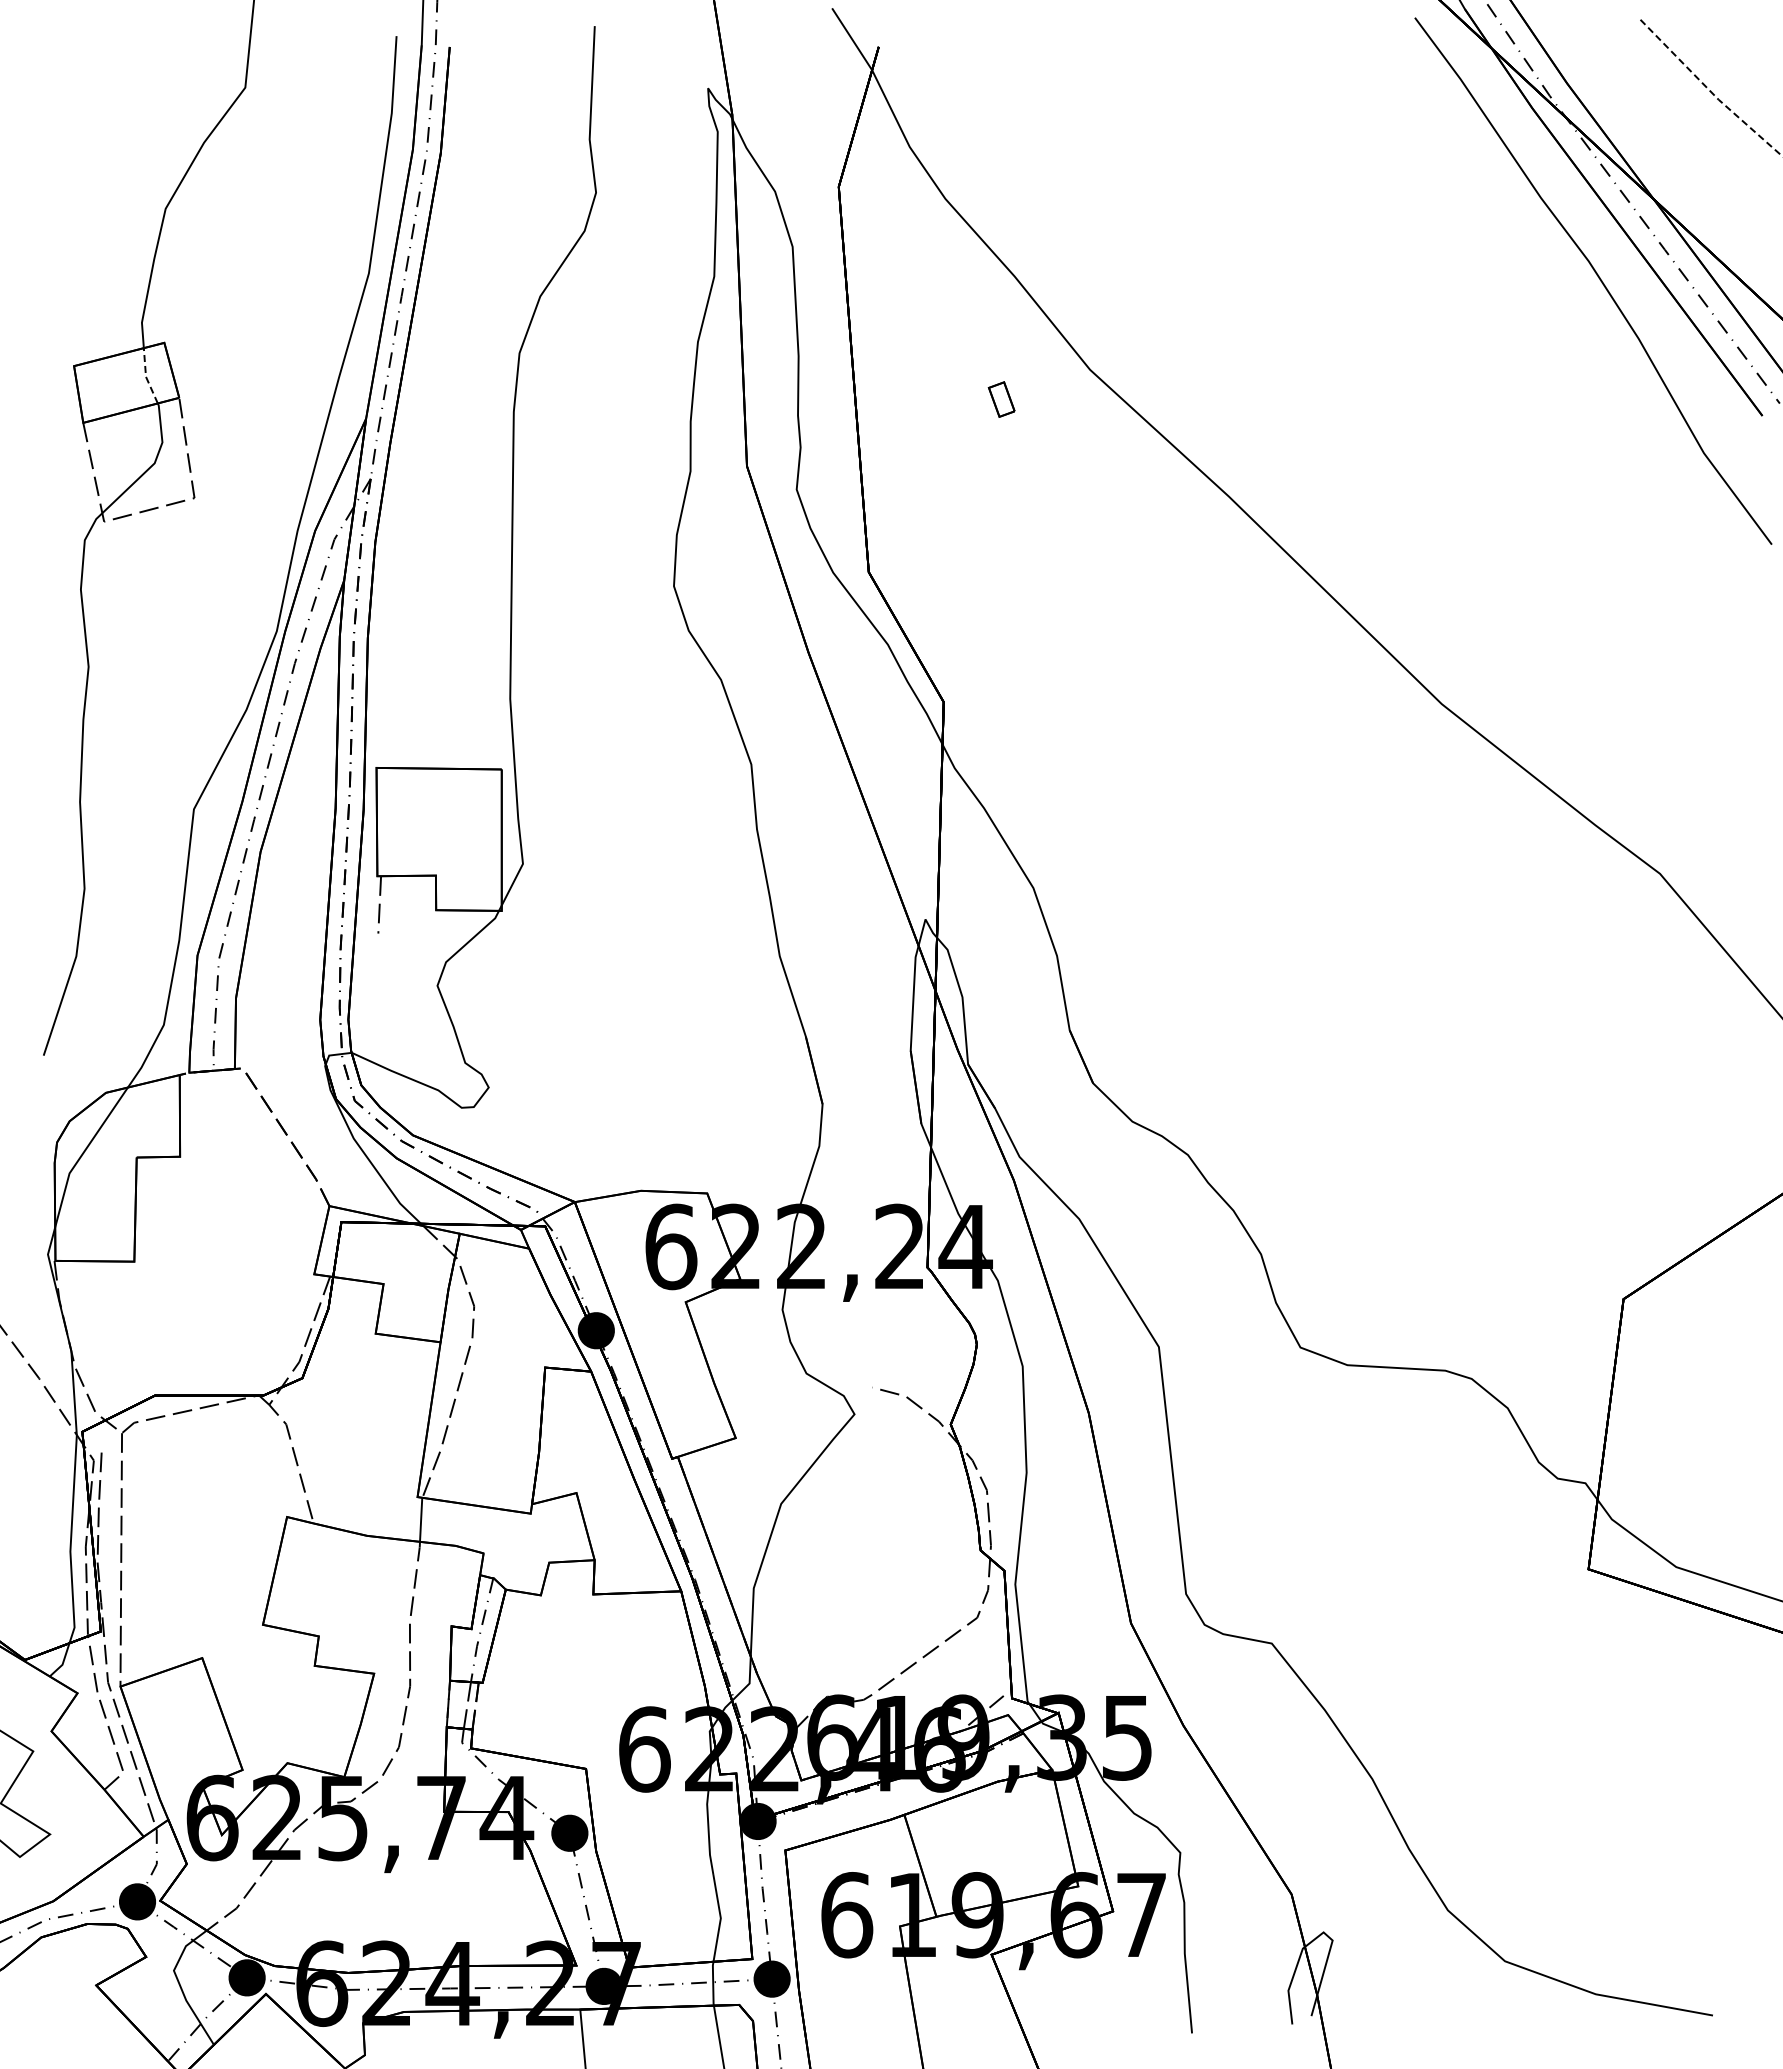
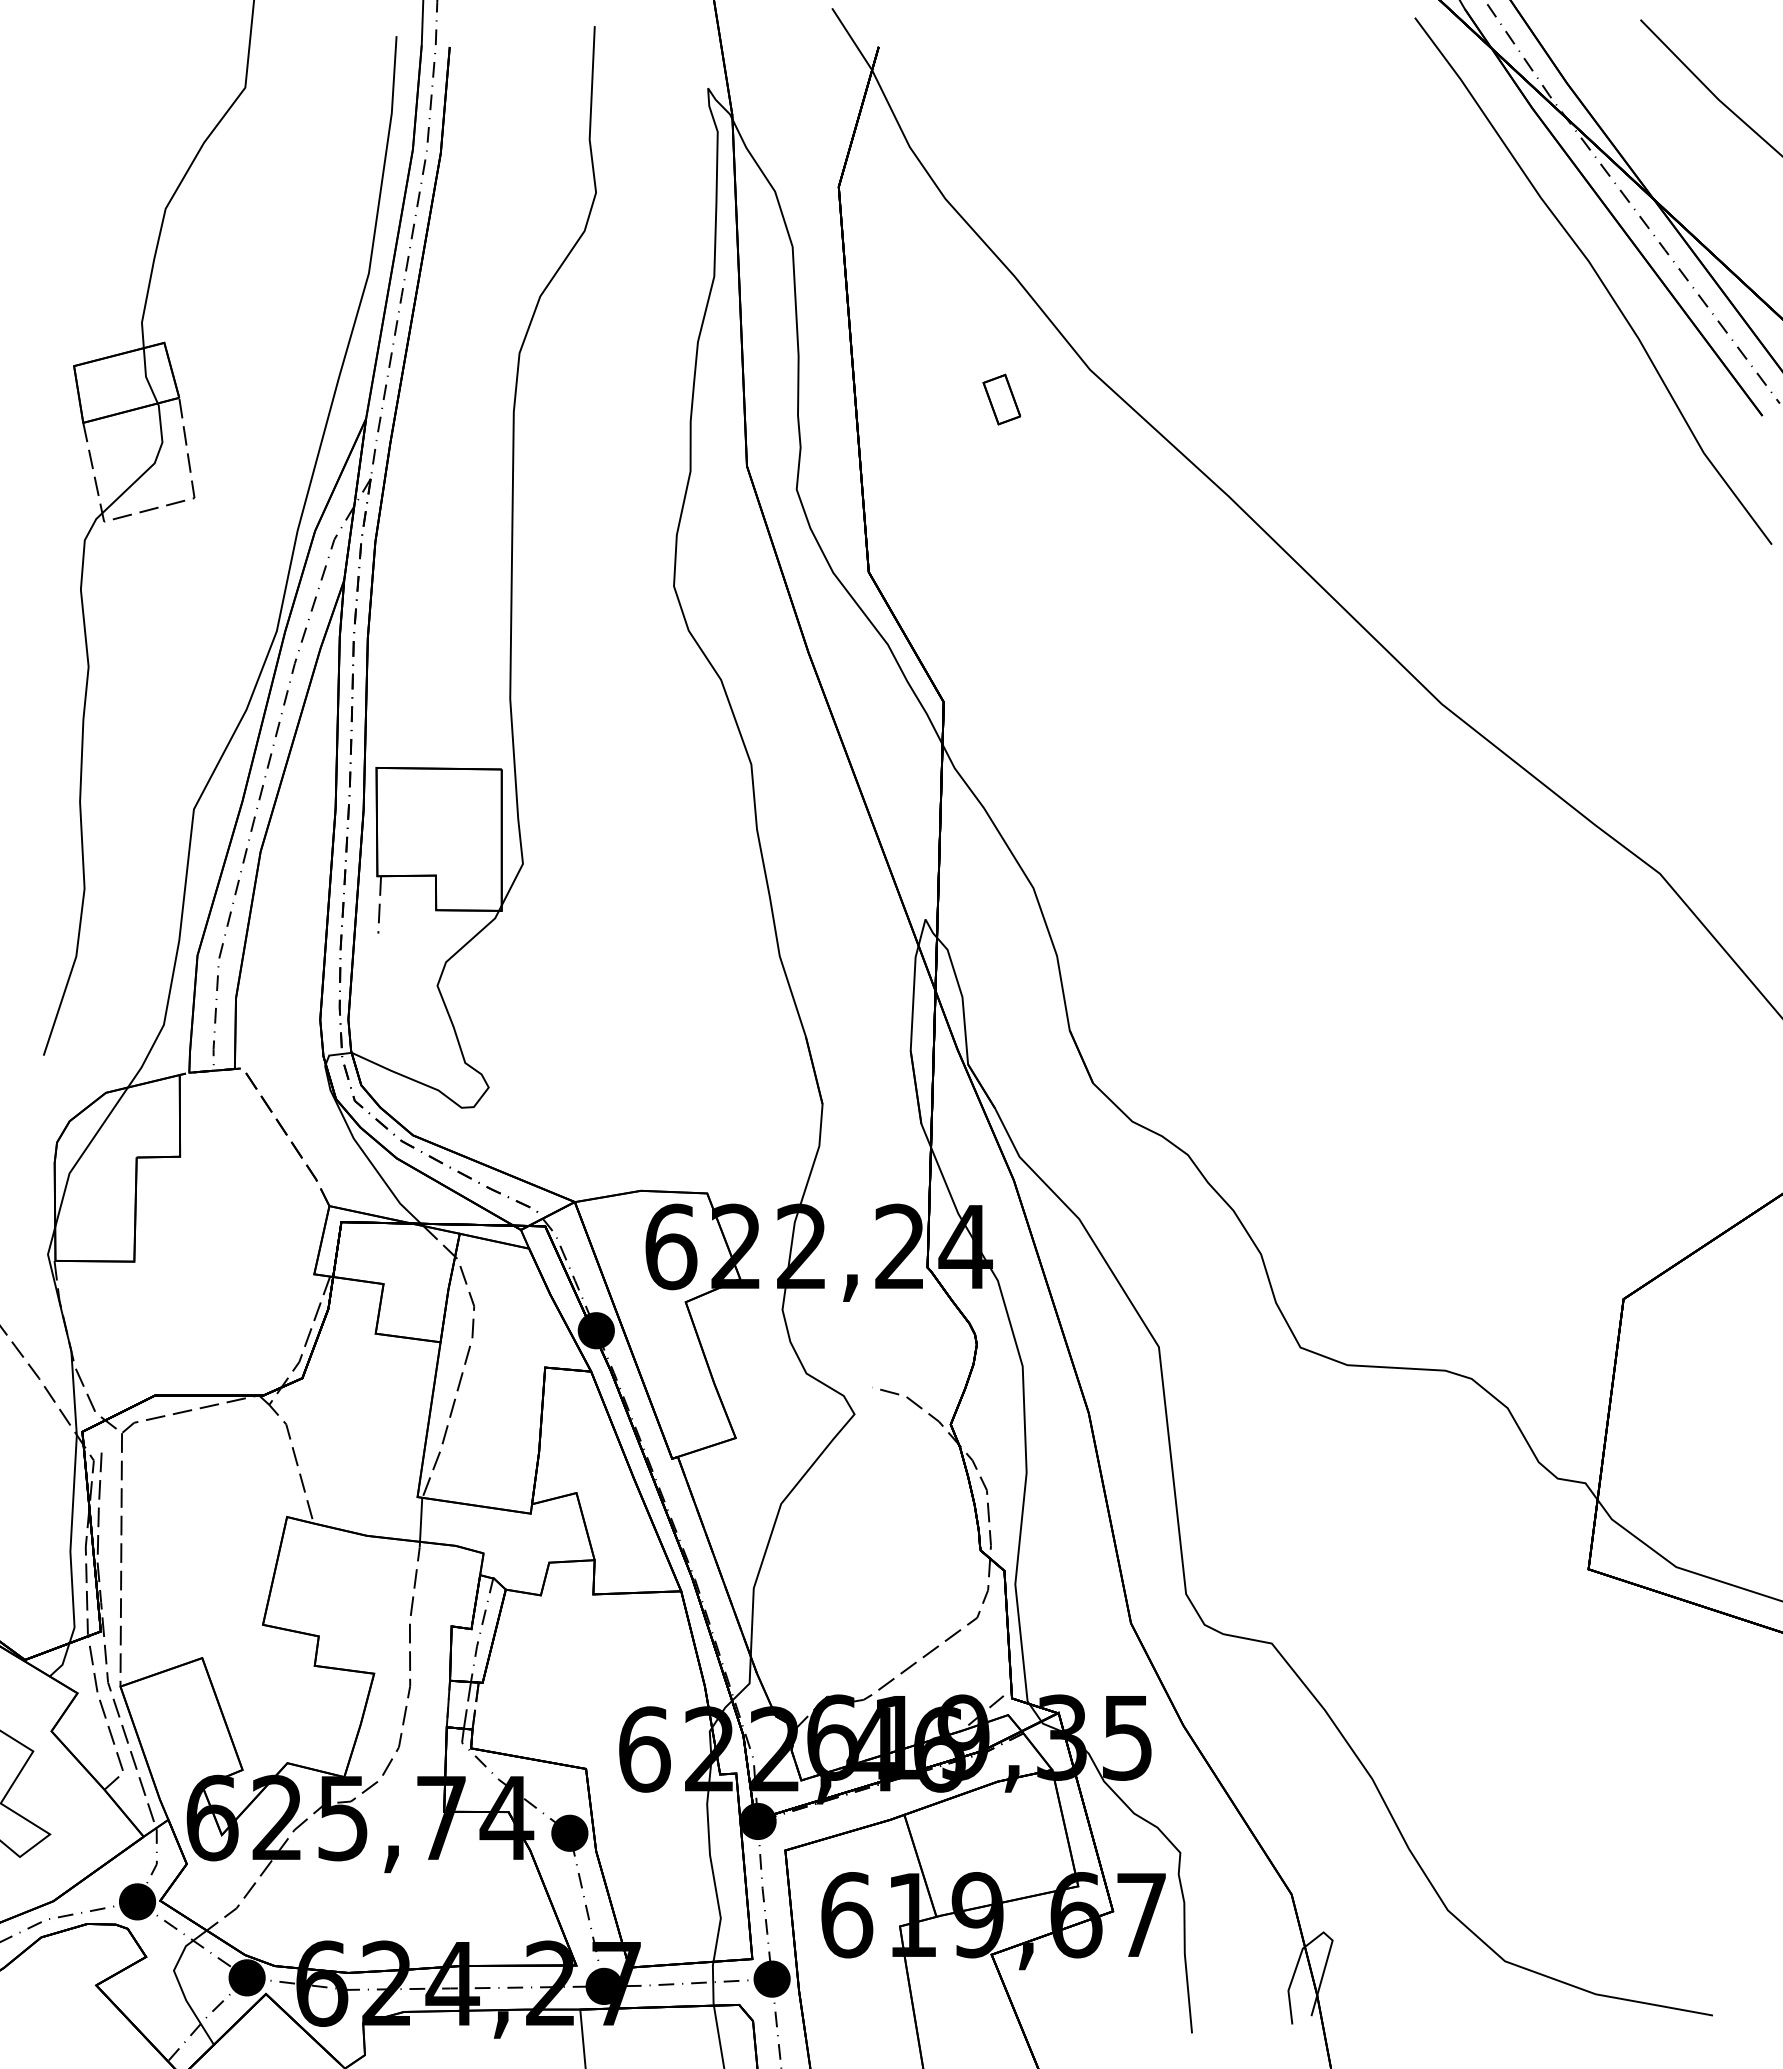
line: dashed -> solid (1710, 91)
line: dashed -> solid (146, 376)
part size: 29x37 px -> 39x53 px (1001, 399)
